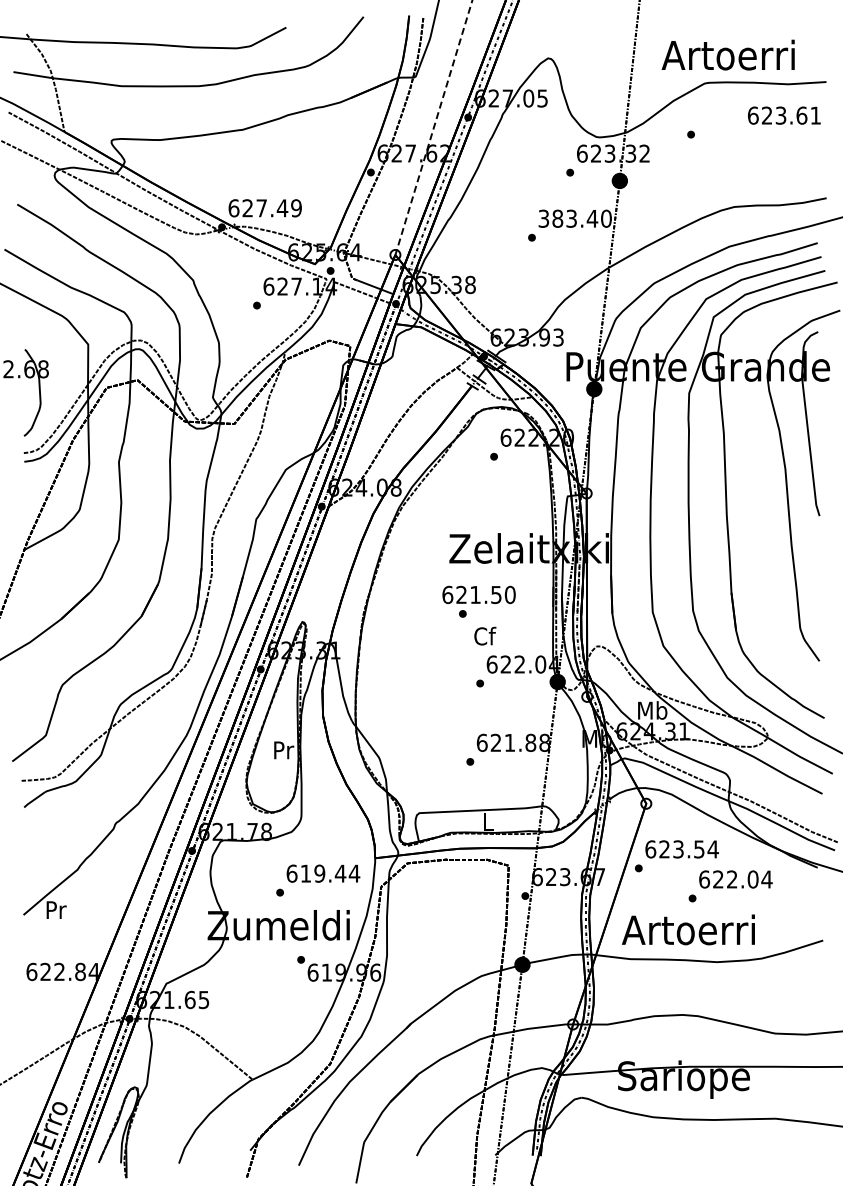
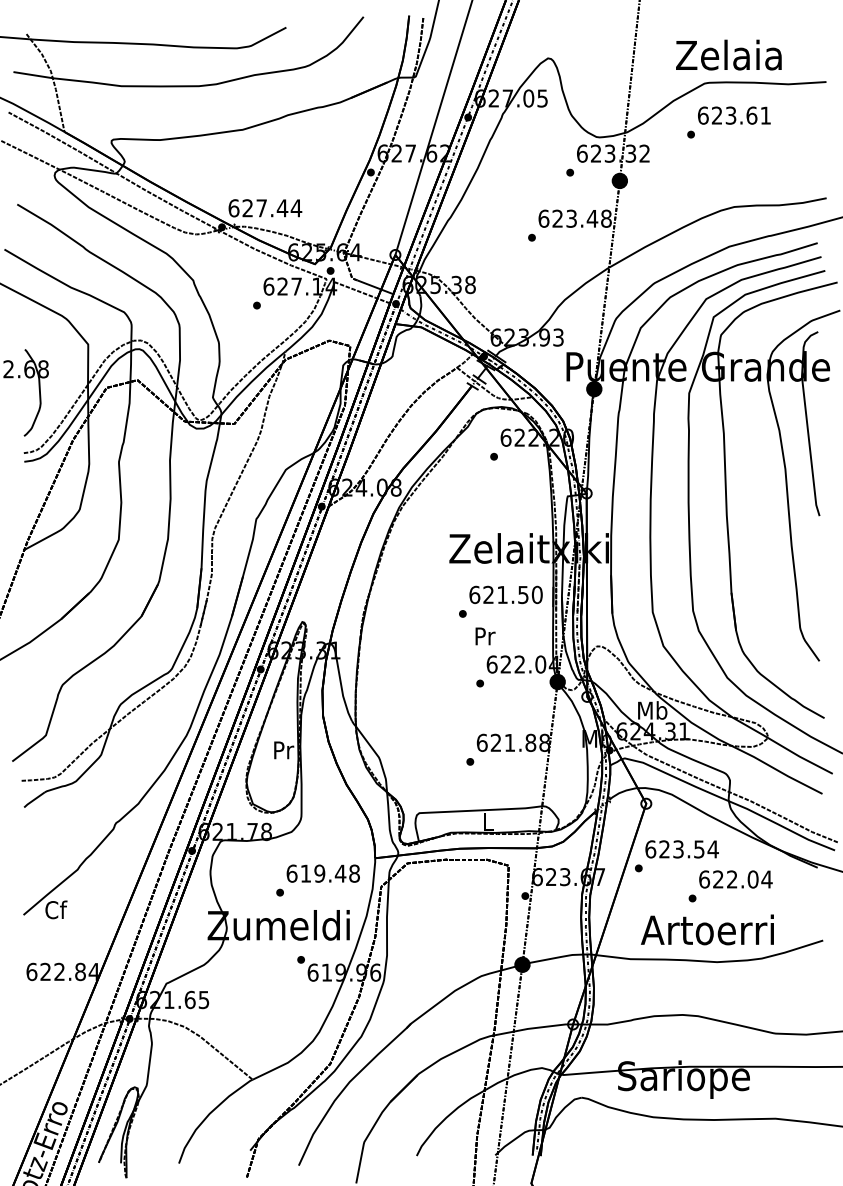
text: Artoerri -> Zelaia (727, 54)
text position: (784, 115) -> (734, 115) (734, 115)
line: dashed -> solid (433, 127)
text: 627.49 -> 627.44 (296, 208)
text: 383.40 -> 623.48 (574, 218)
text position: (478, 594) -> (505, 594) (505, 594)
text: Cf -> Pr (485, 635)
text: 619.44 -> 619.48 (354, 873)
text: Pr -> Cf (56, 909)
text position: (688, 929) -> (707, 929) (707, 929)
